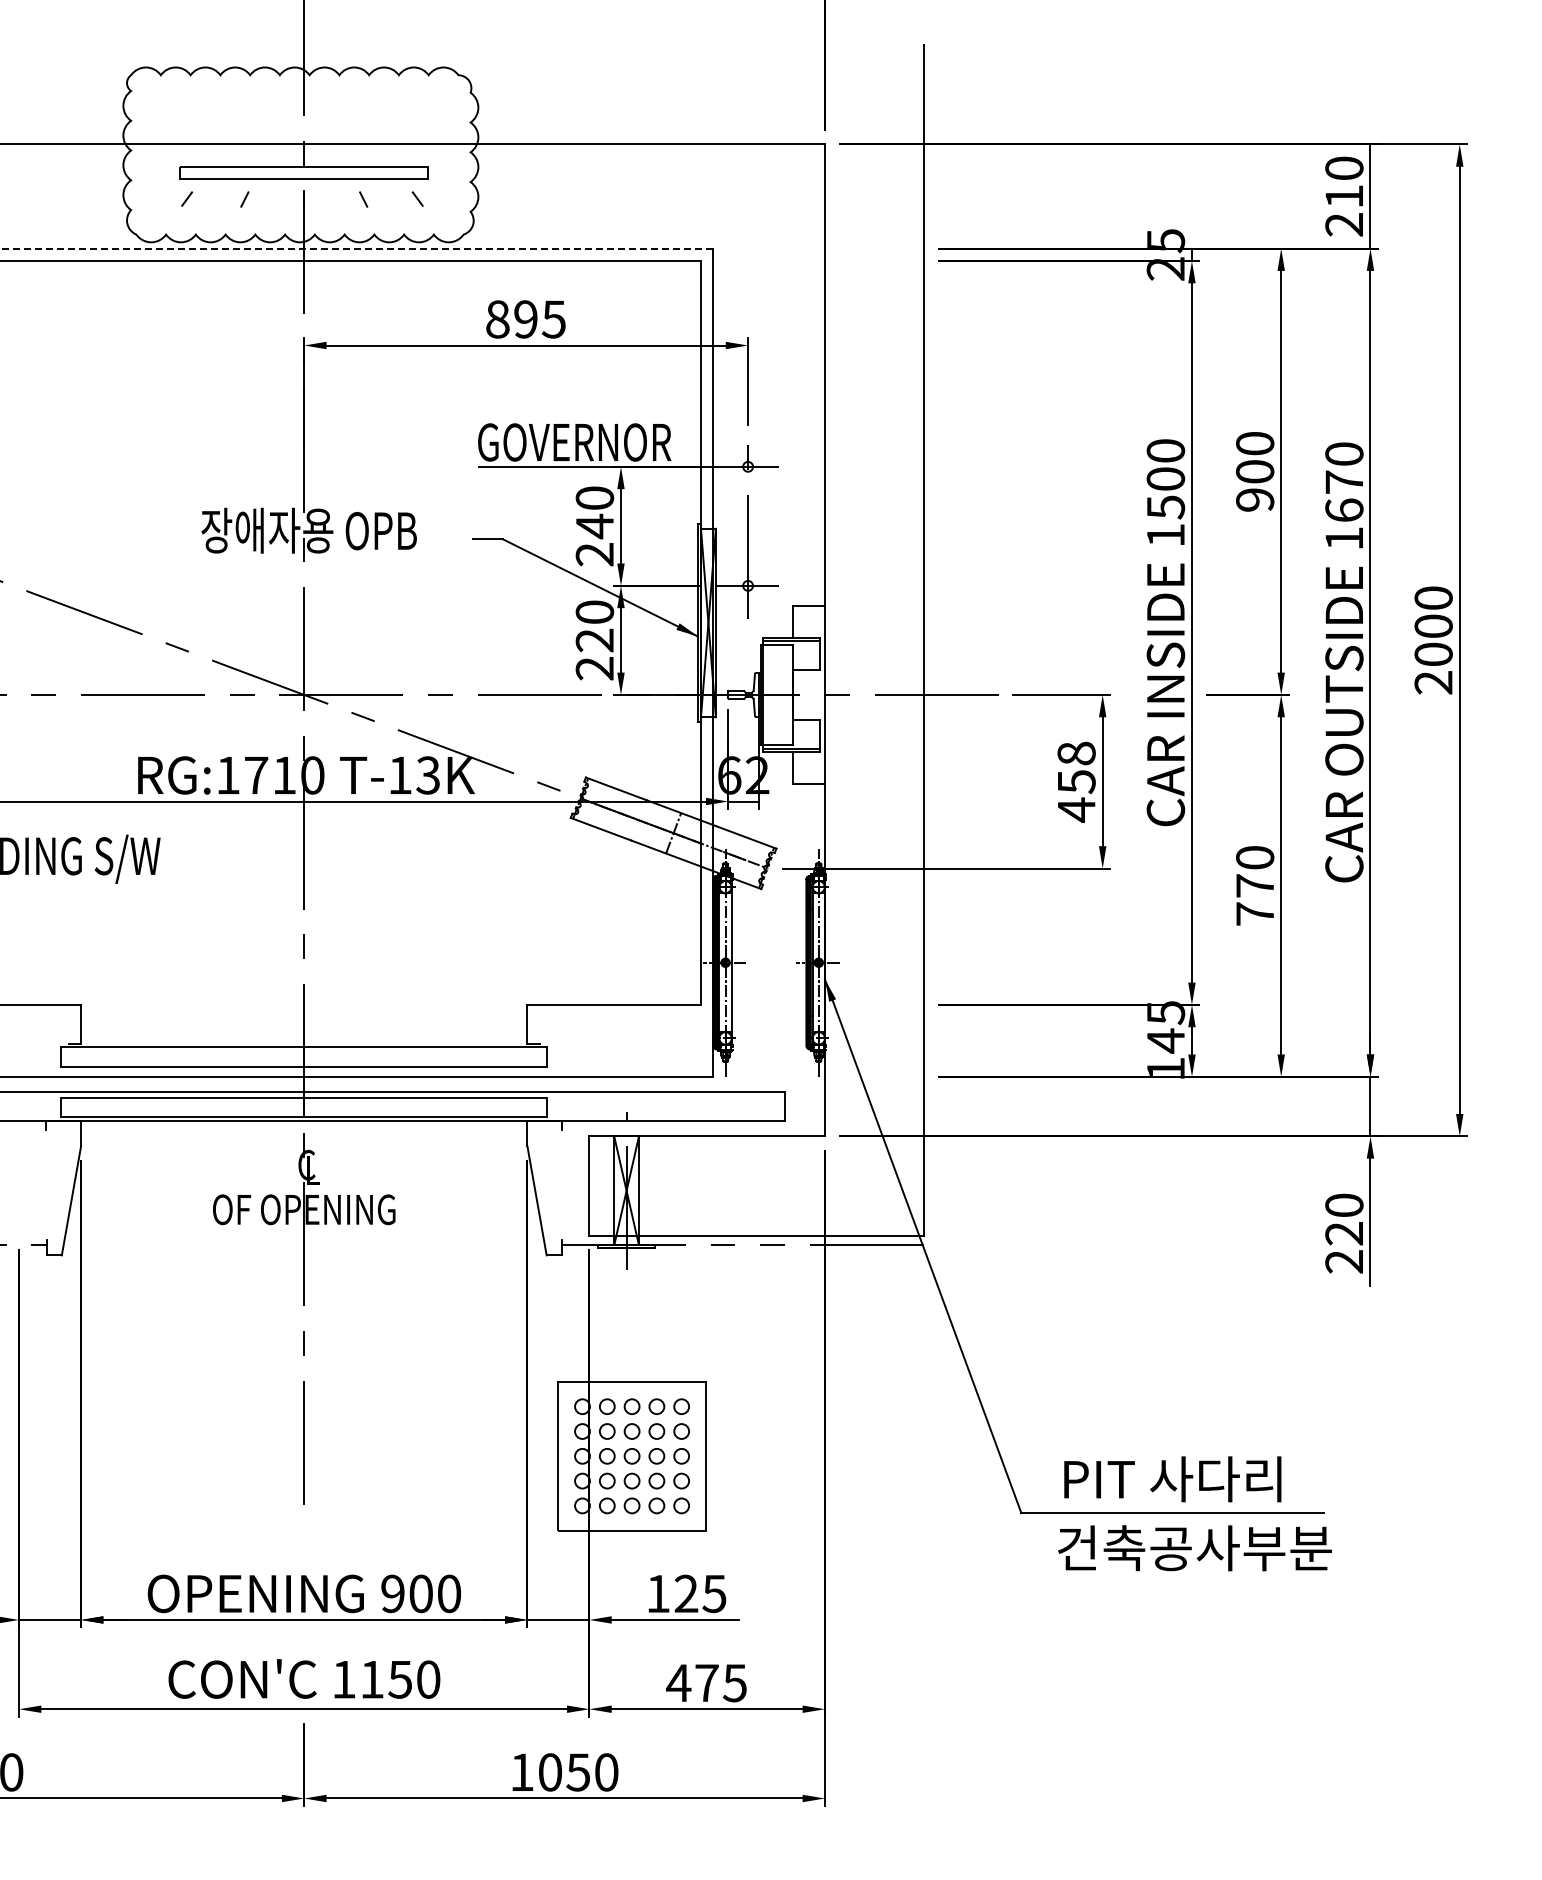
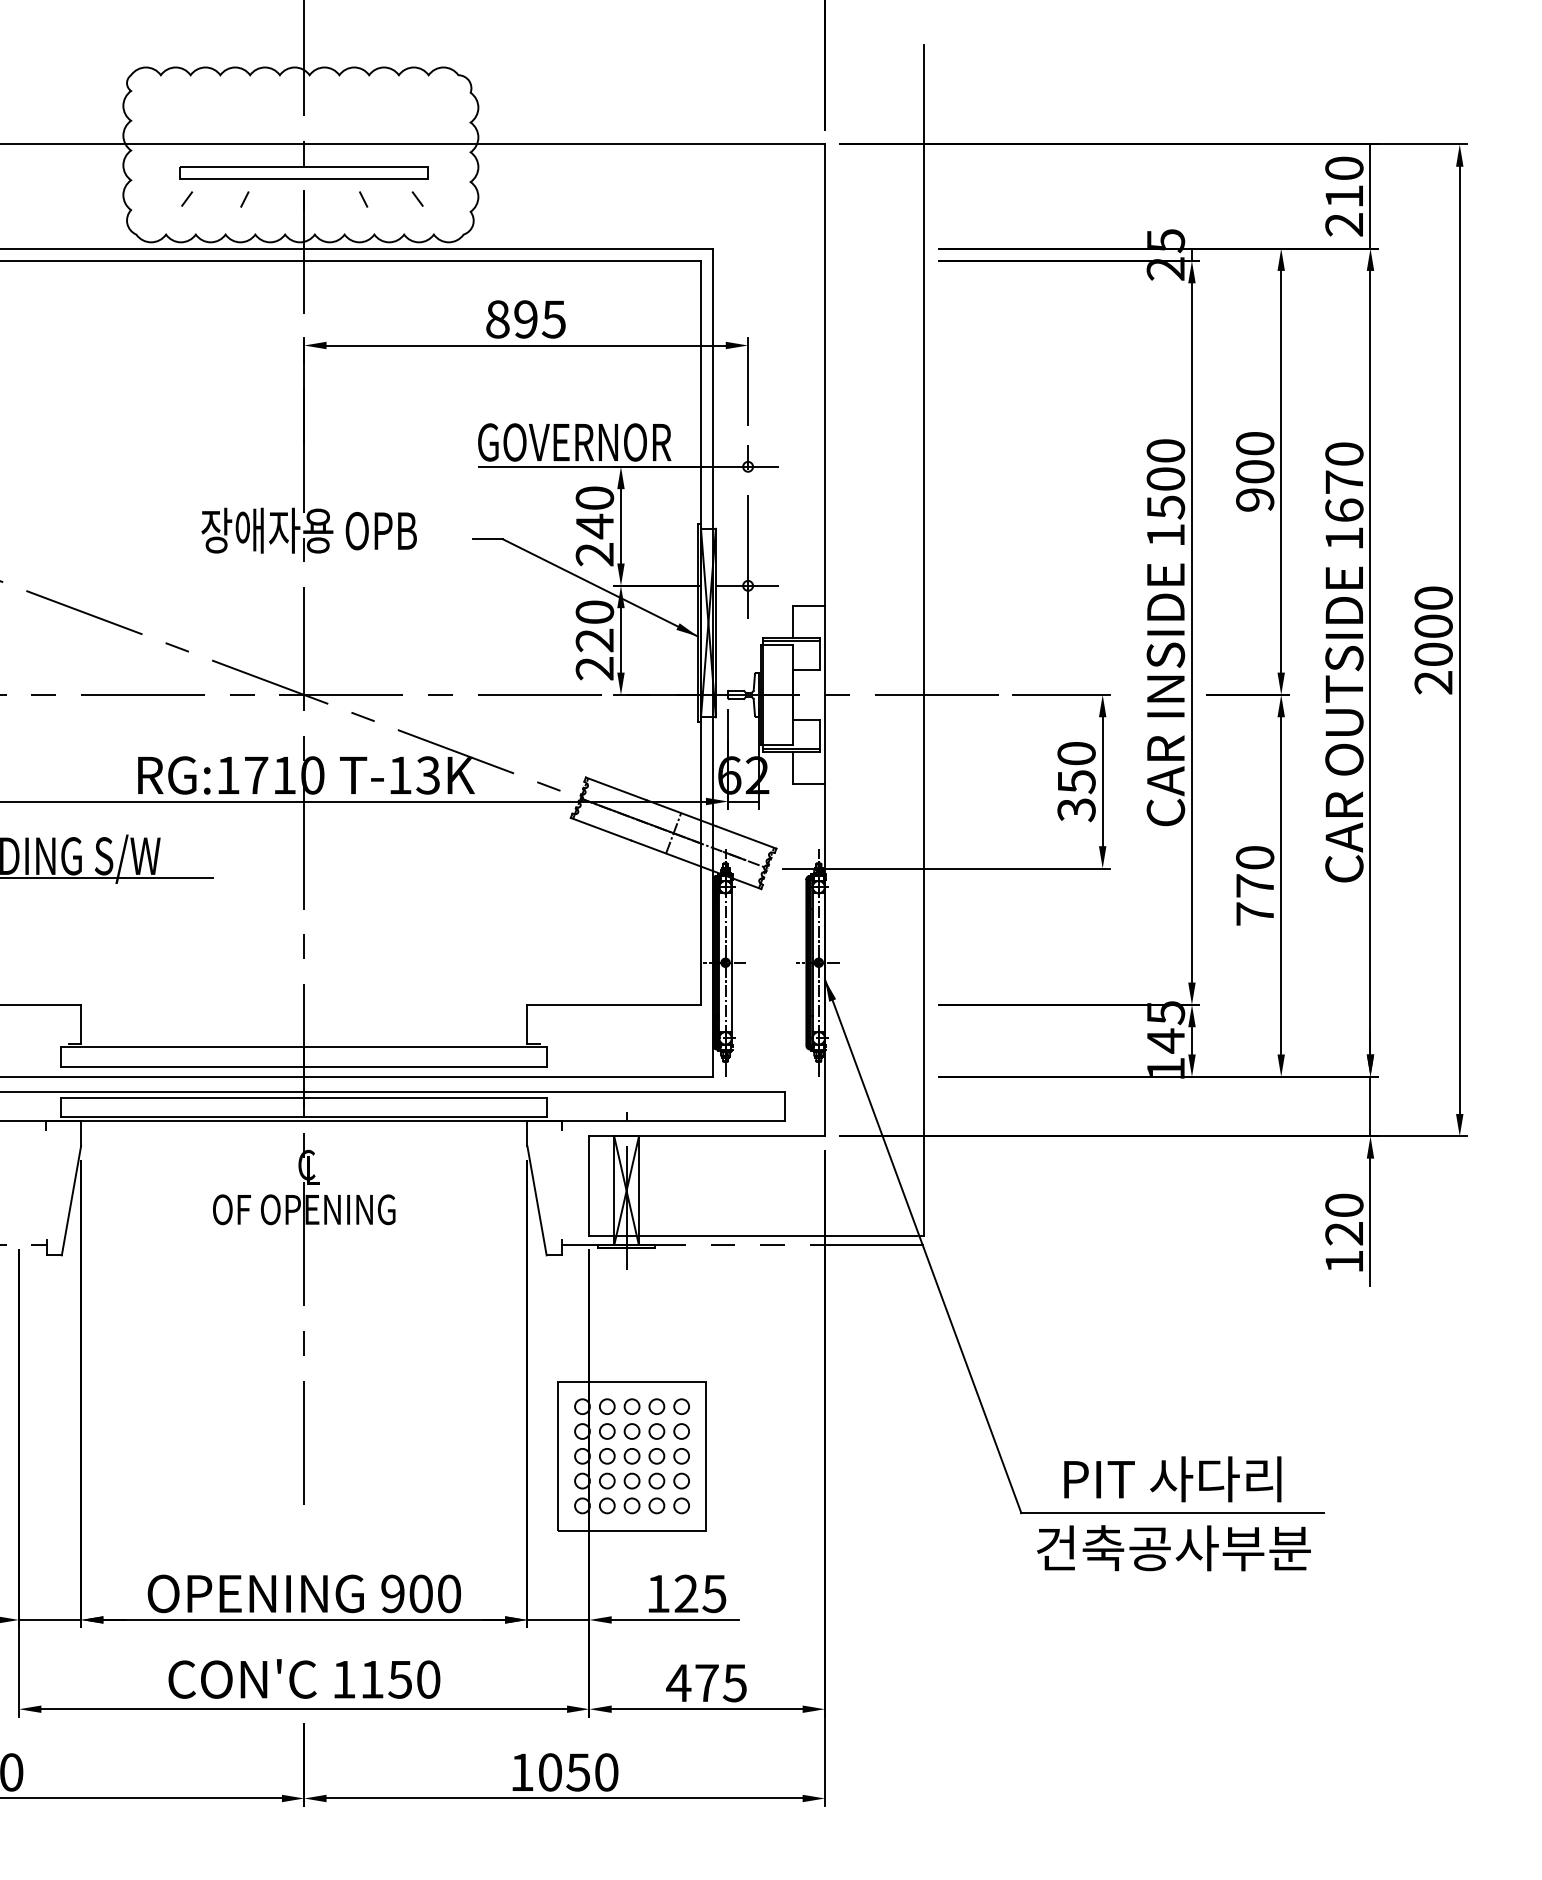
line: dashed -> solid (356, 248)
text: 458 -> 350 (1076, 781)
line: none -> present (107, 878)
text: 220 -> 120 (1343, 1261)
text position: (1194, 1548) -> (1173, 1548) (1173, 1548)
